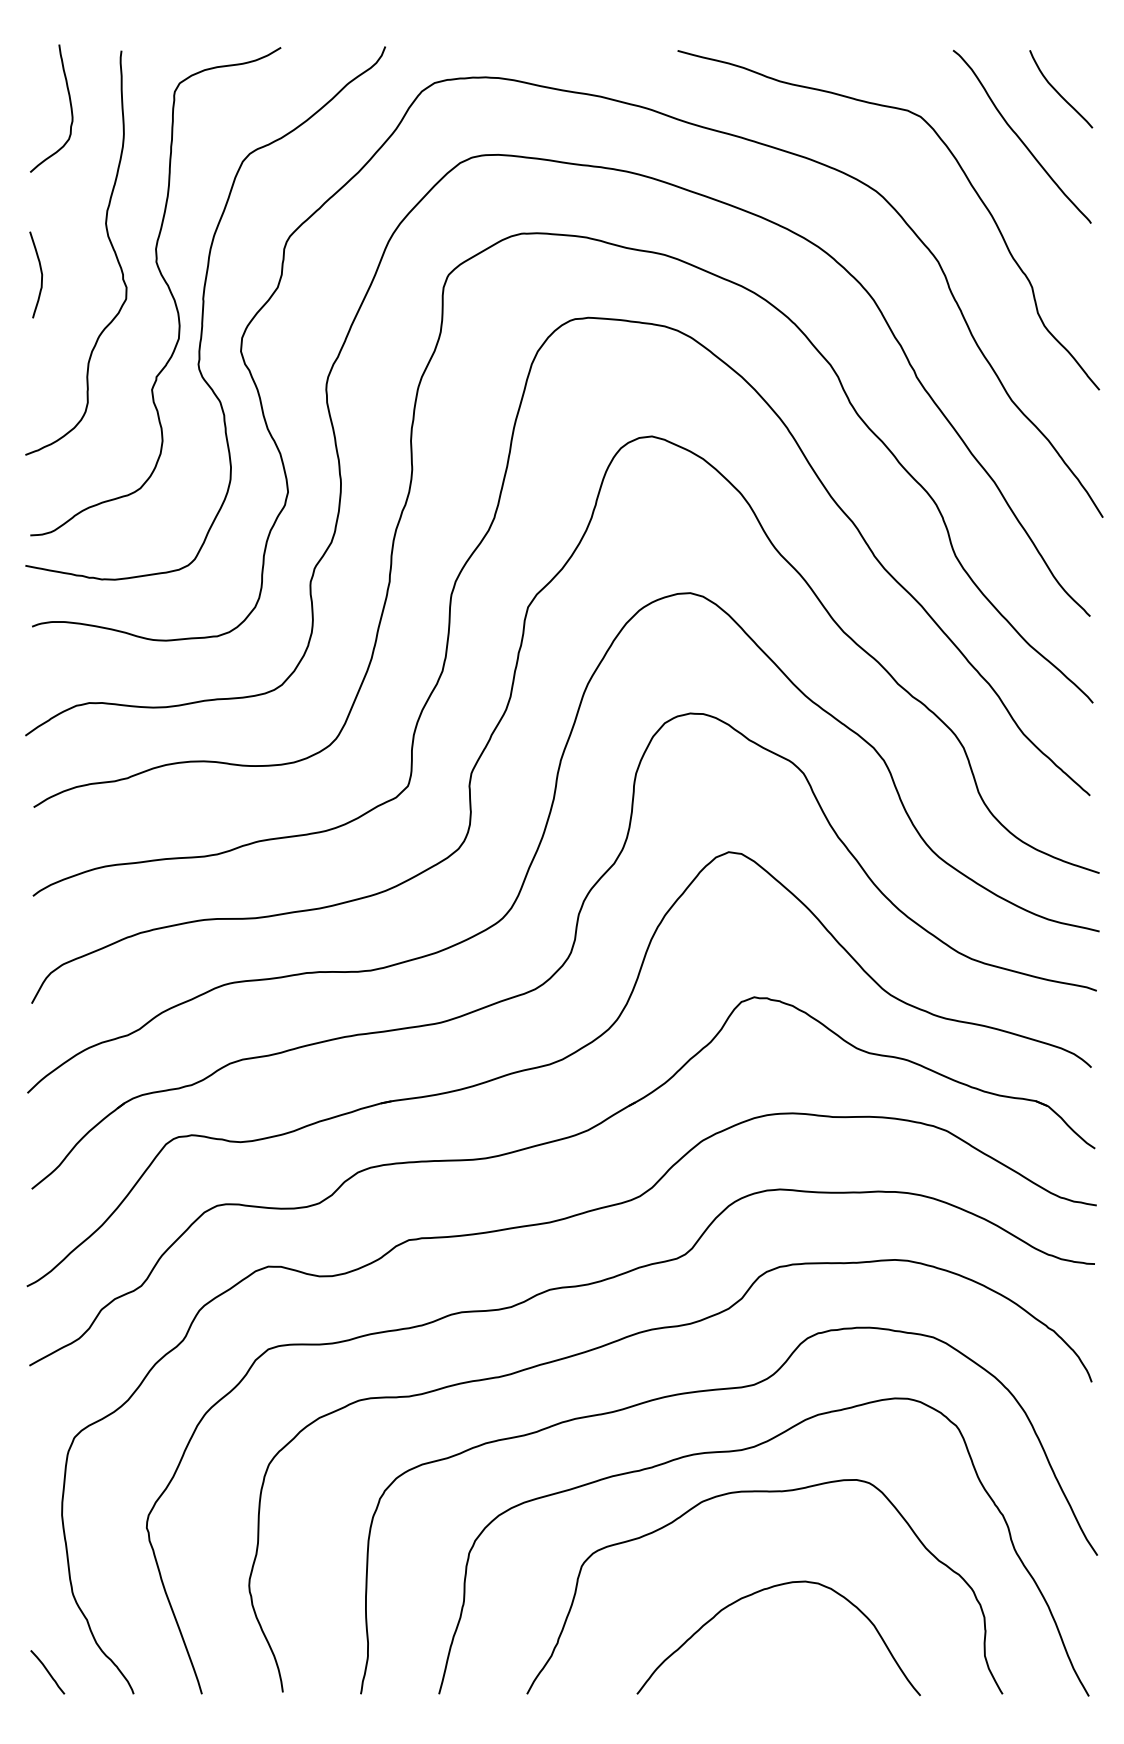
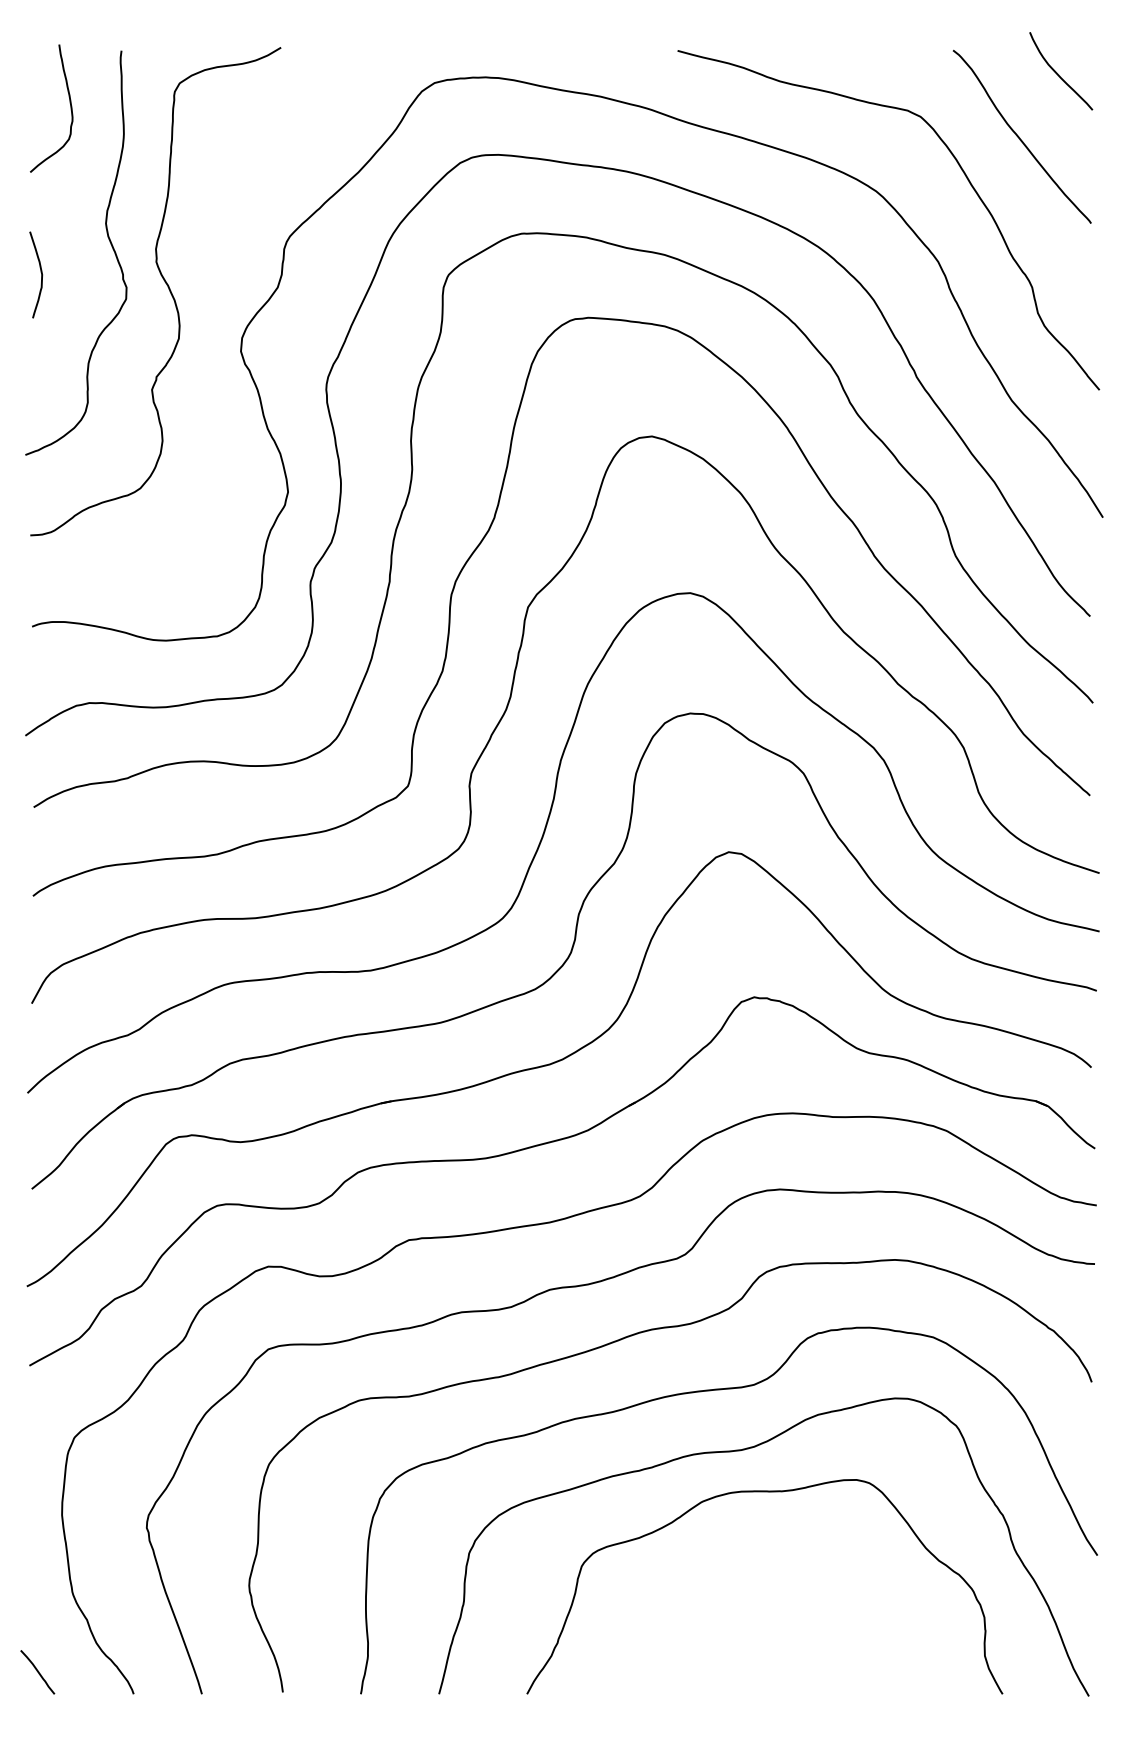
curve position: (1058, 91) -> (1058, 73) (1058, 73)
curve: present -> none (203, 313)
curve: present -> none (759, 1592)
curve position: (47, 1672) -> (37, 1672) (37, 1672)
